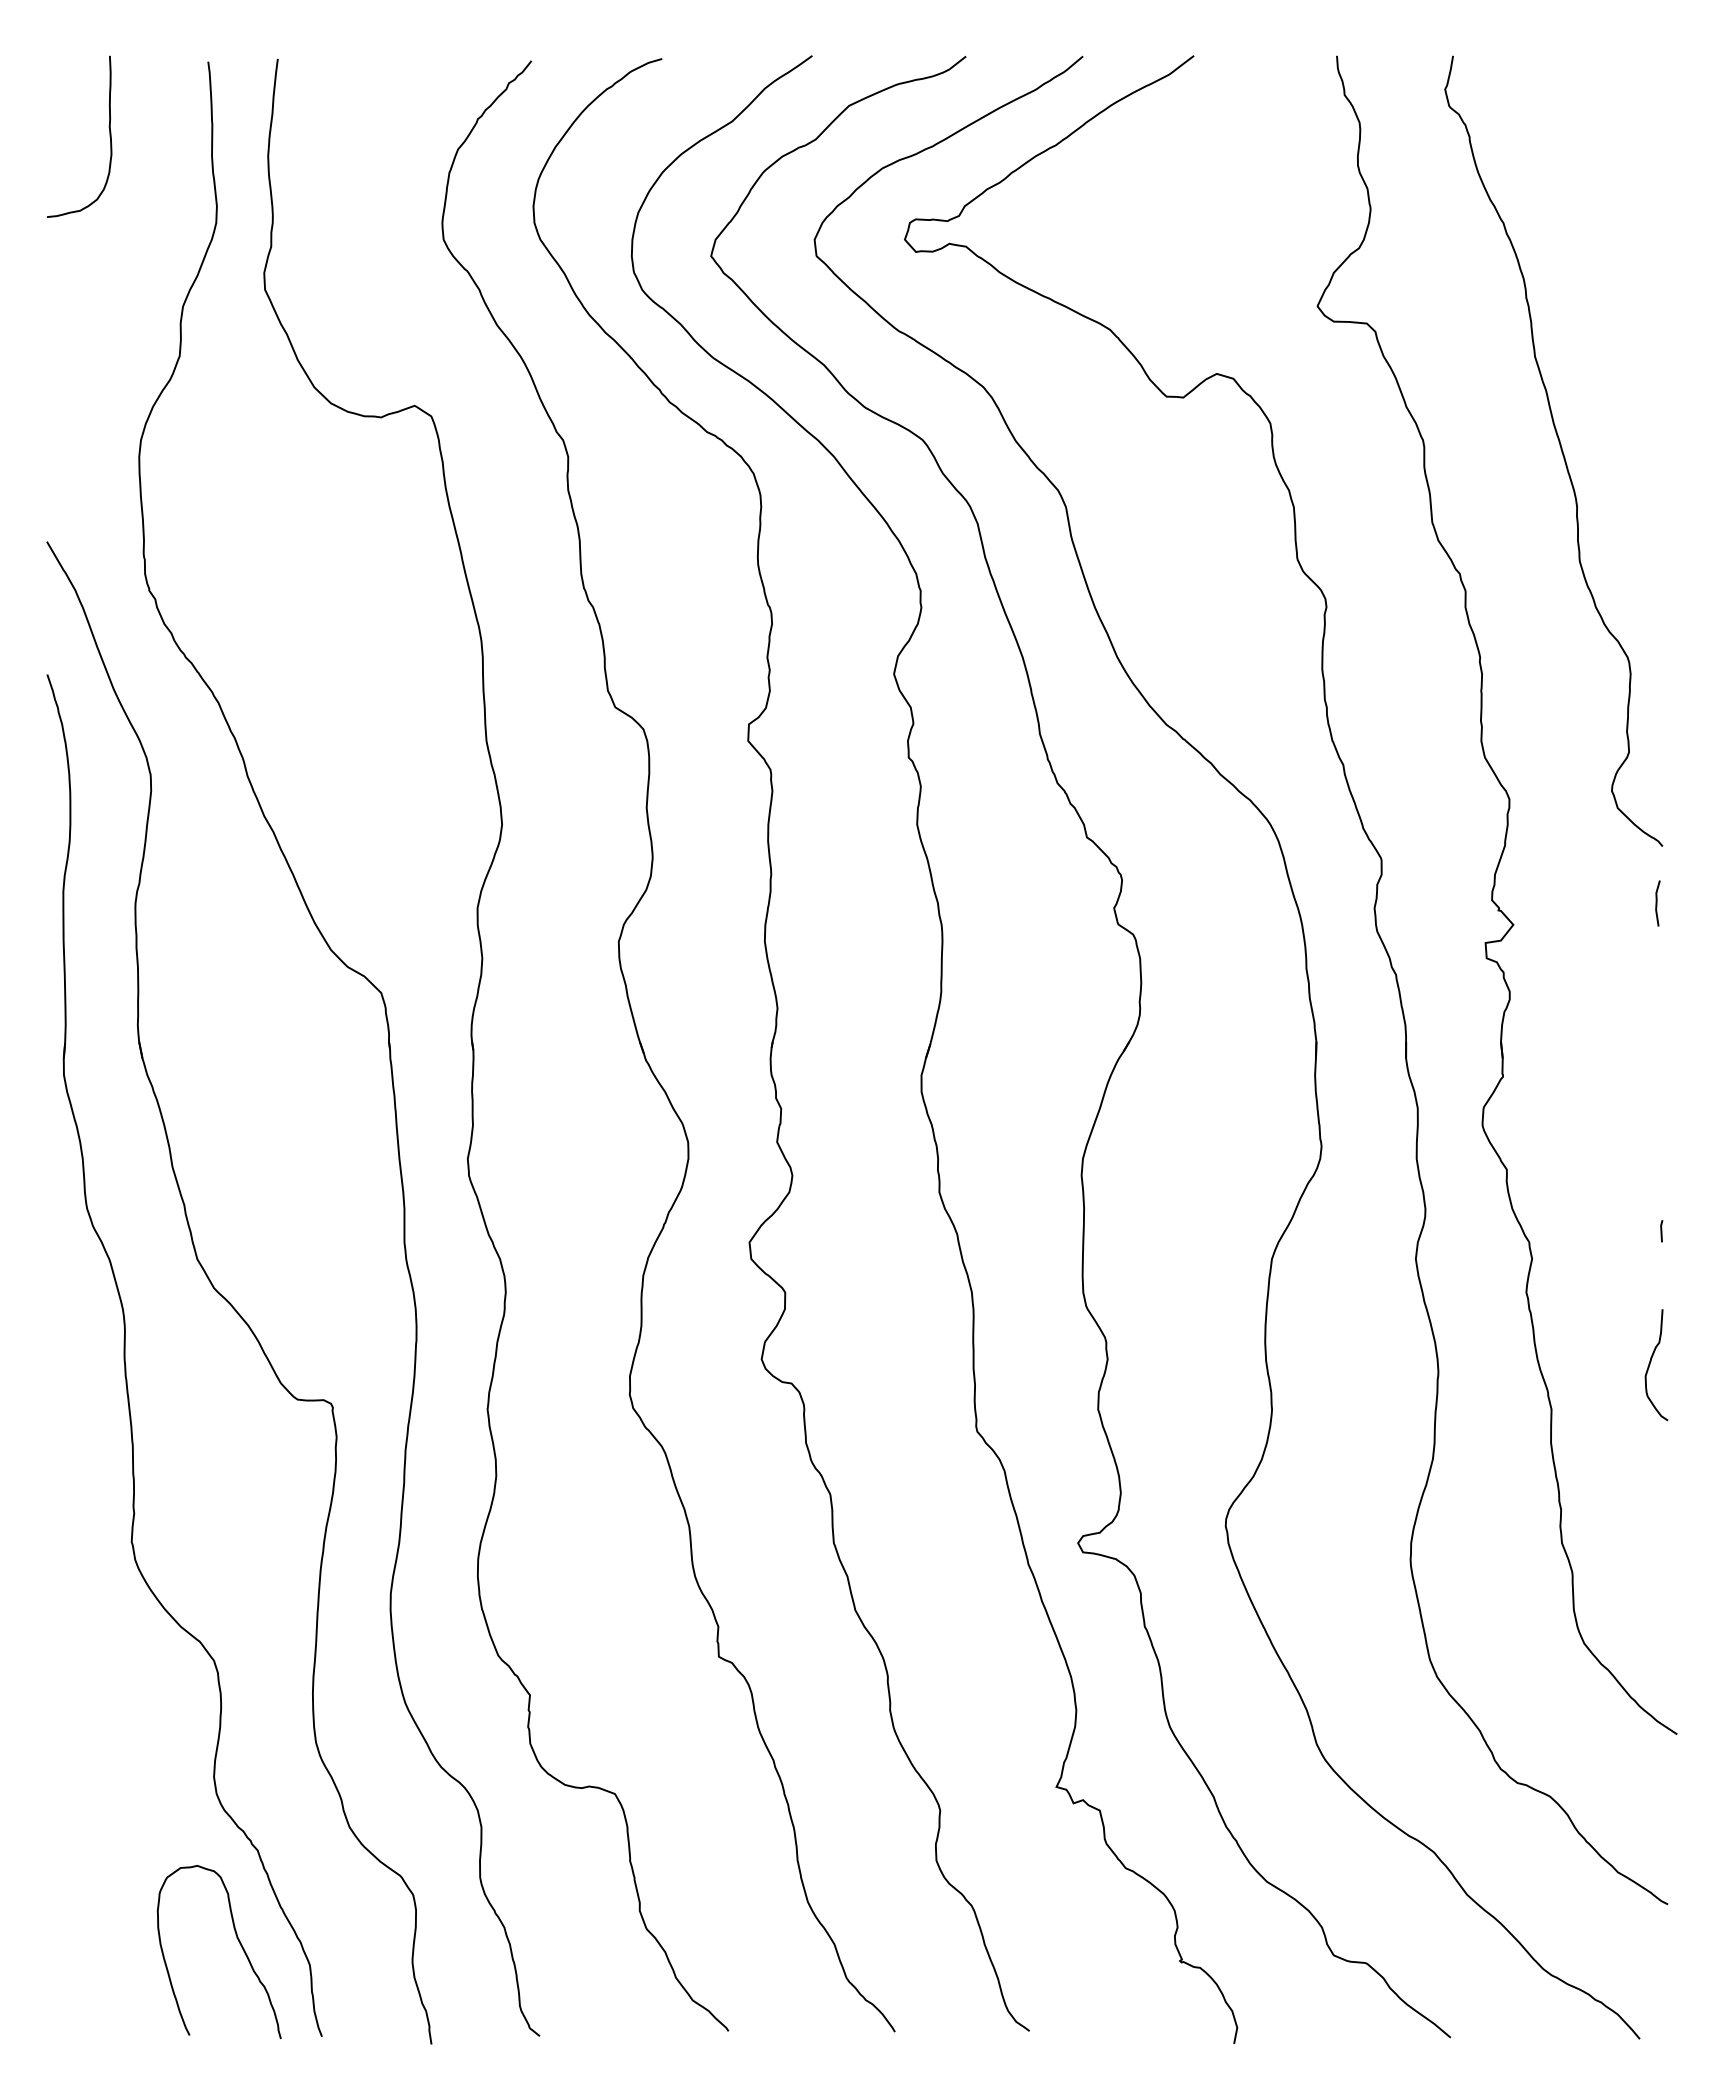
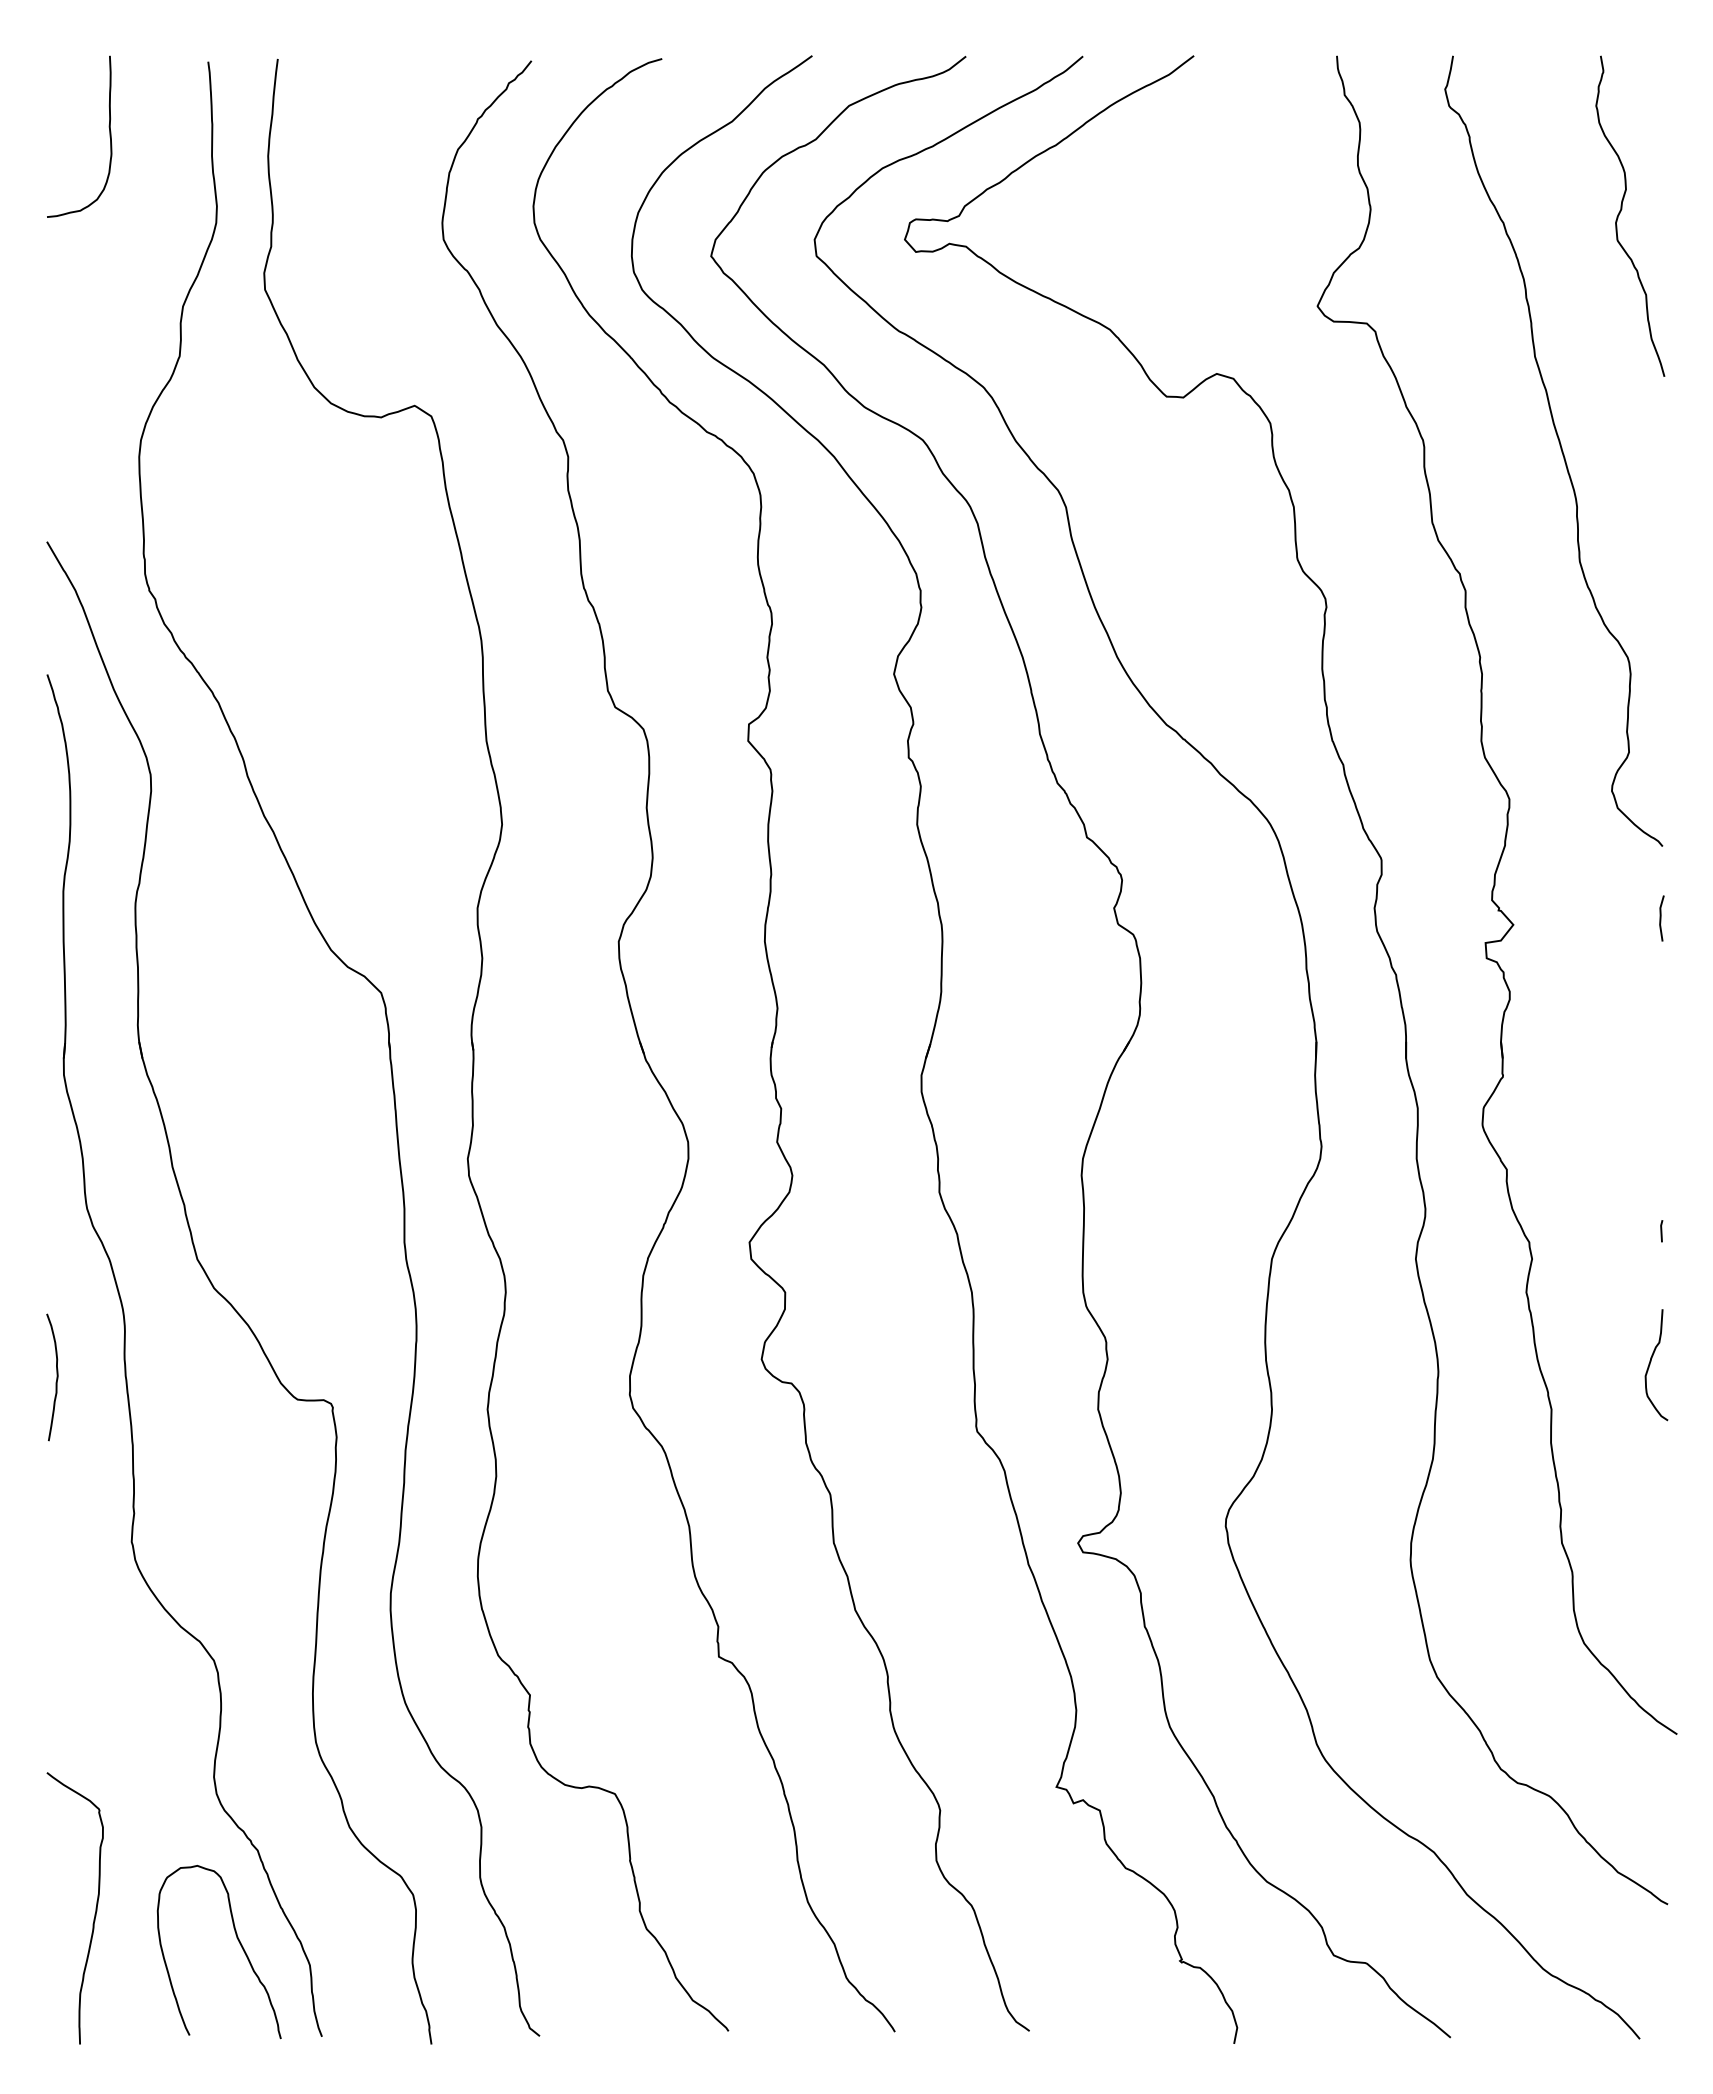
curve: none -> present (1621, 211)
line position: (1657, 903) -> (1661, 918) (1661, 918)
curve: none -> present (56, 1377)
curve: none -> present (94, 1913)
